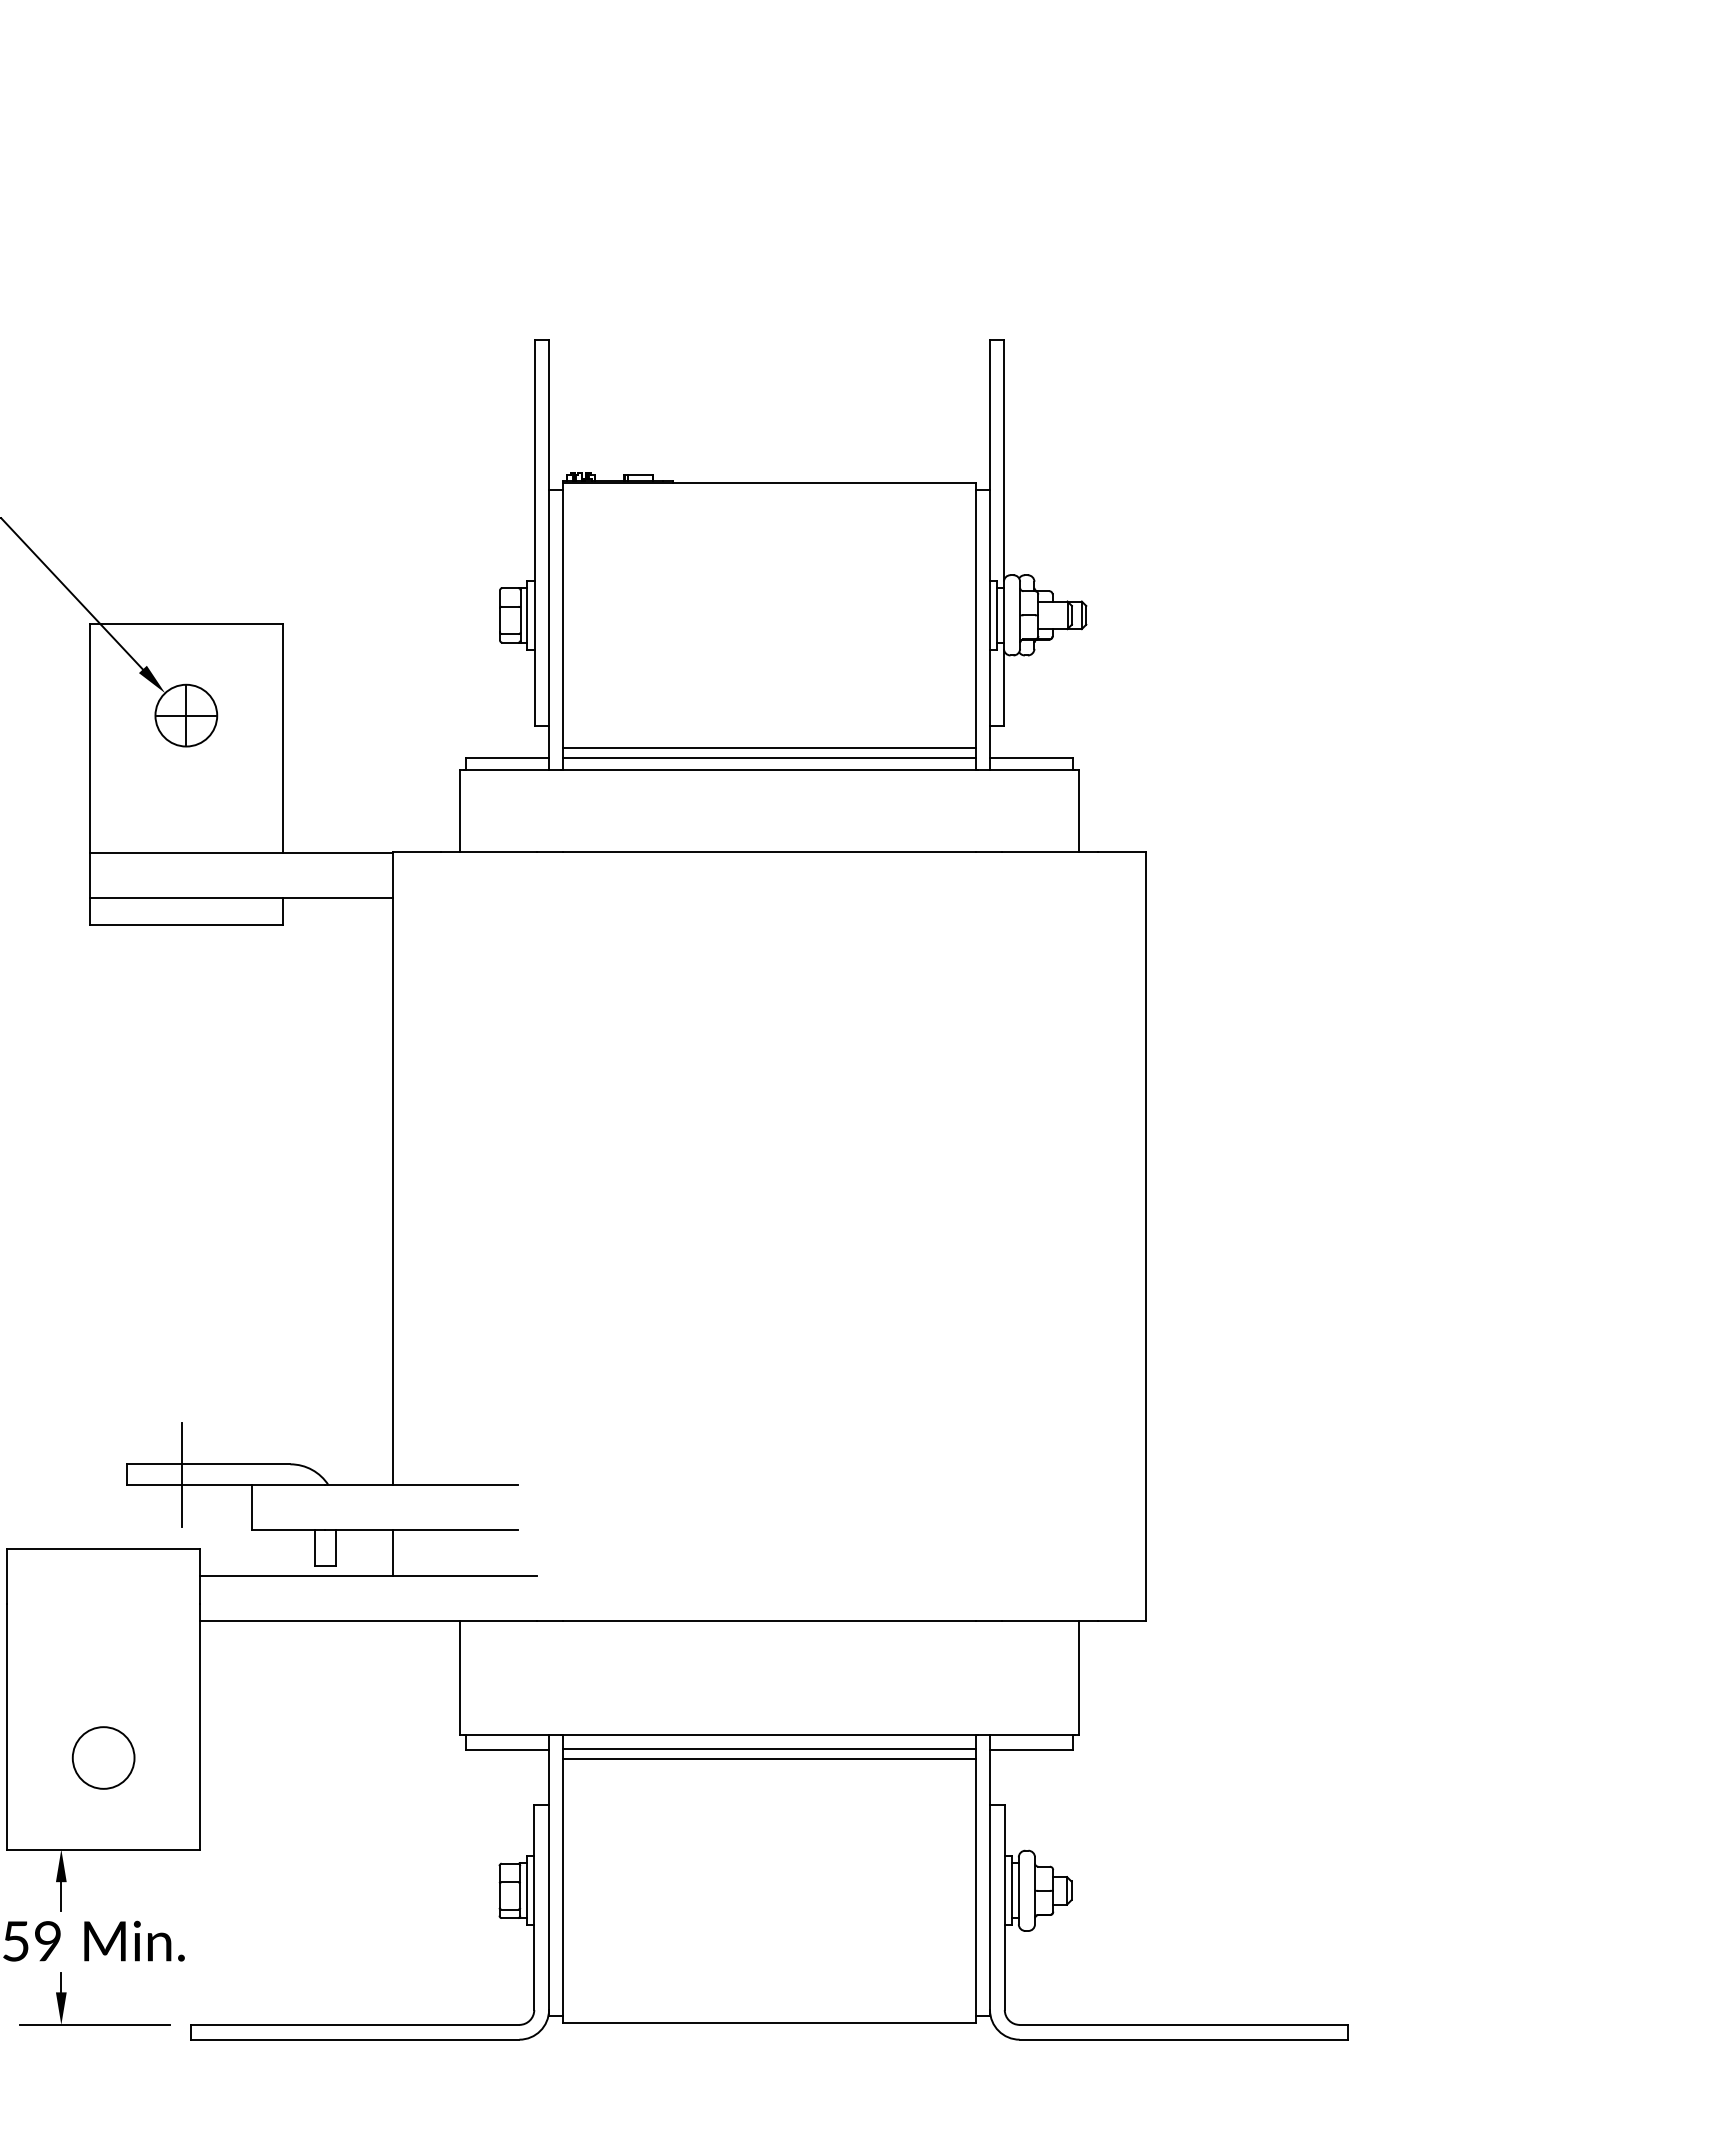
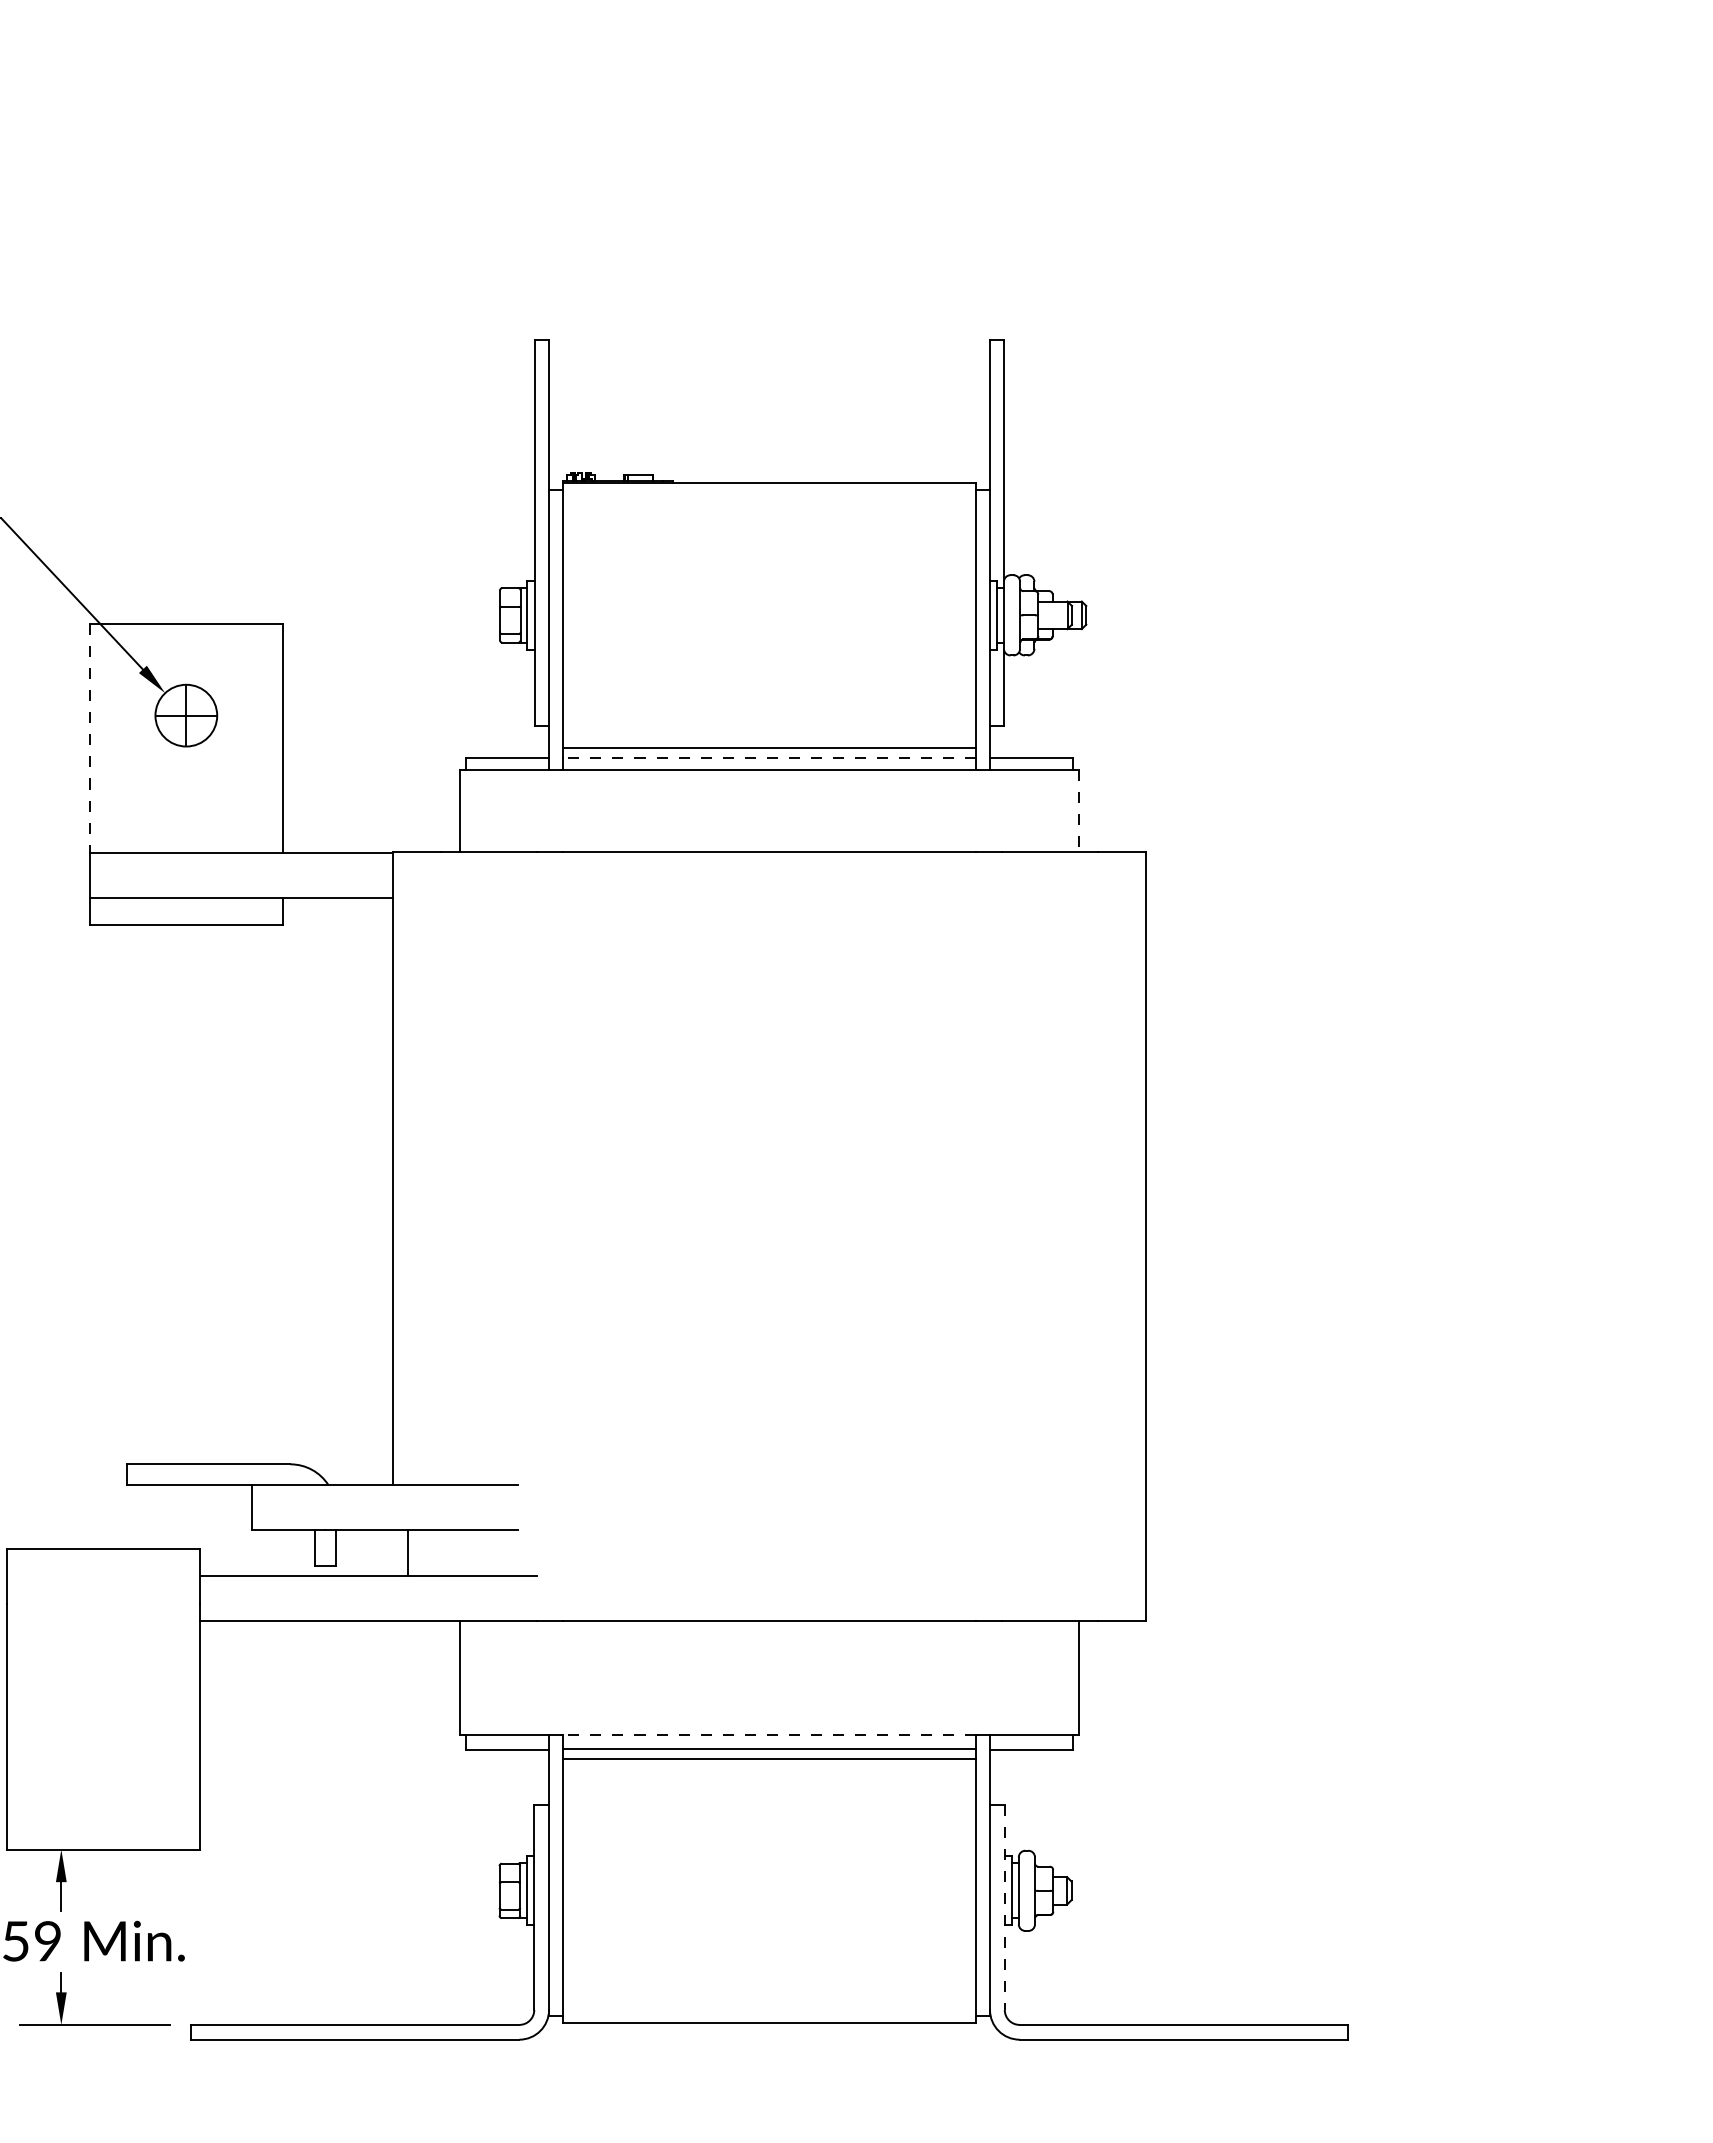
line: solid -> dashed (89, 739)
line: solid -> dashed (769, 757)
line: solid -> dashed (1079, 811)
line: present -> none (181, 1474)
line position: (392, 1553) -> (407, 1553) (407, 1553)
line: solid -> dashed (769, 1734)
circle: present -> none (103, 1757)
line: solid -> dashed (1004, 1907)
